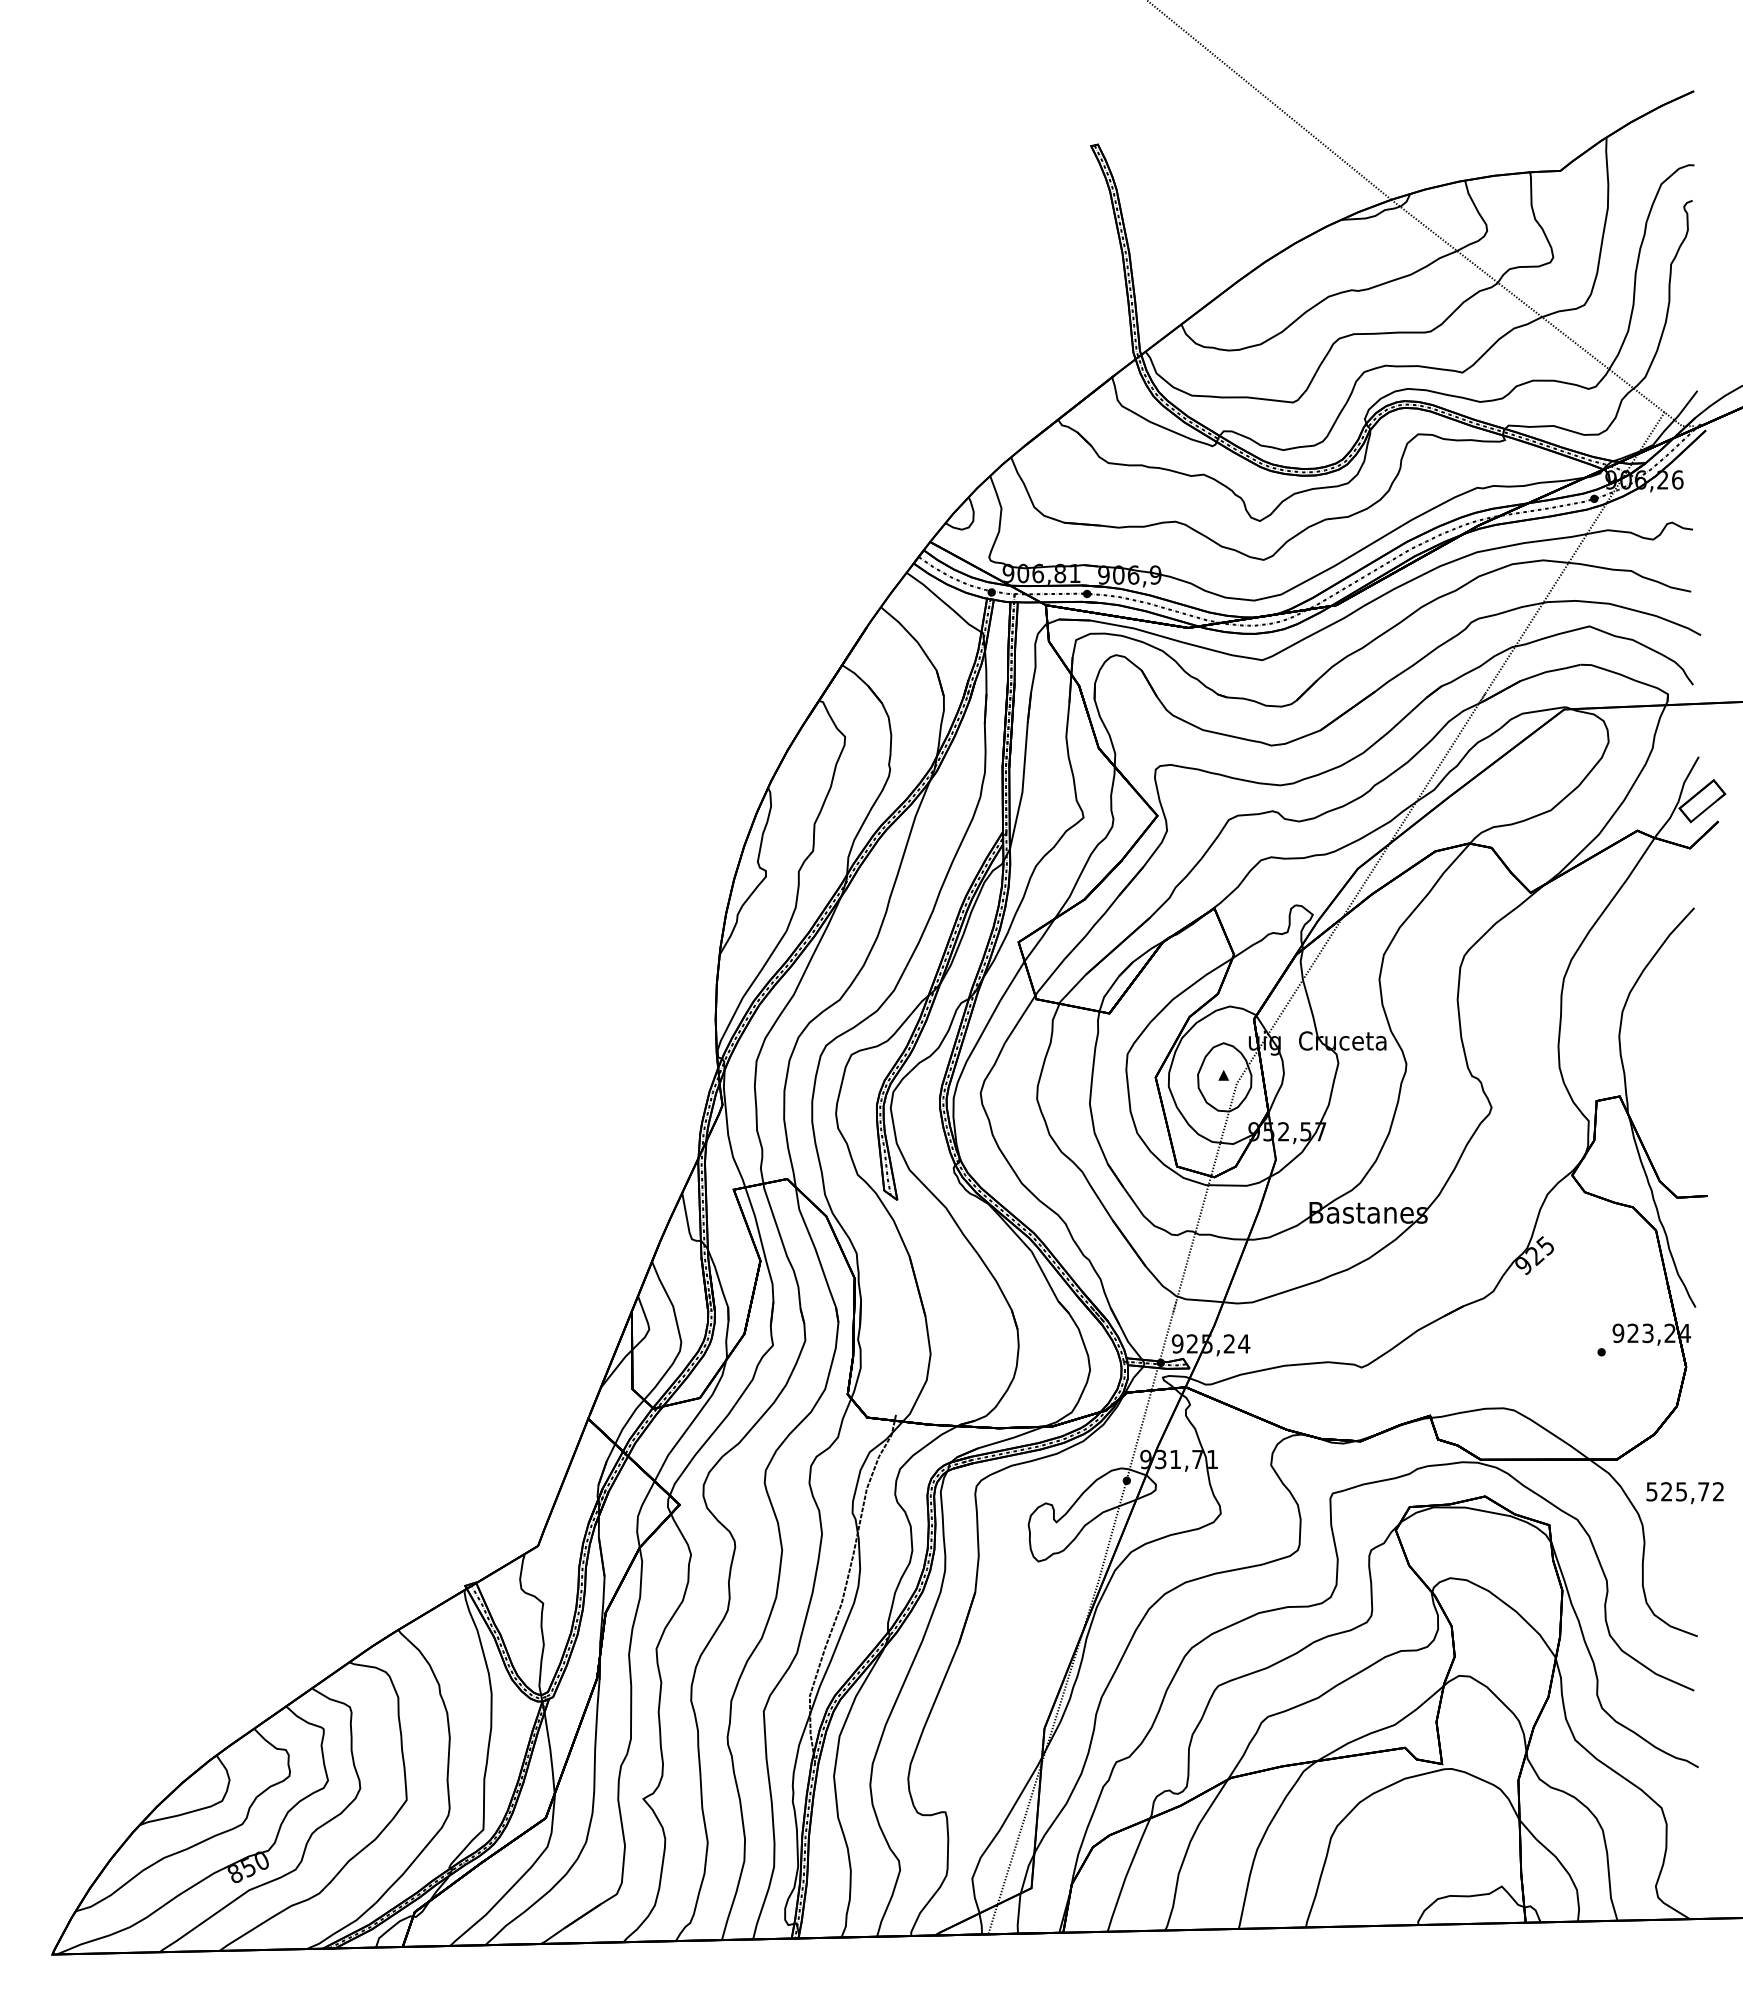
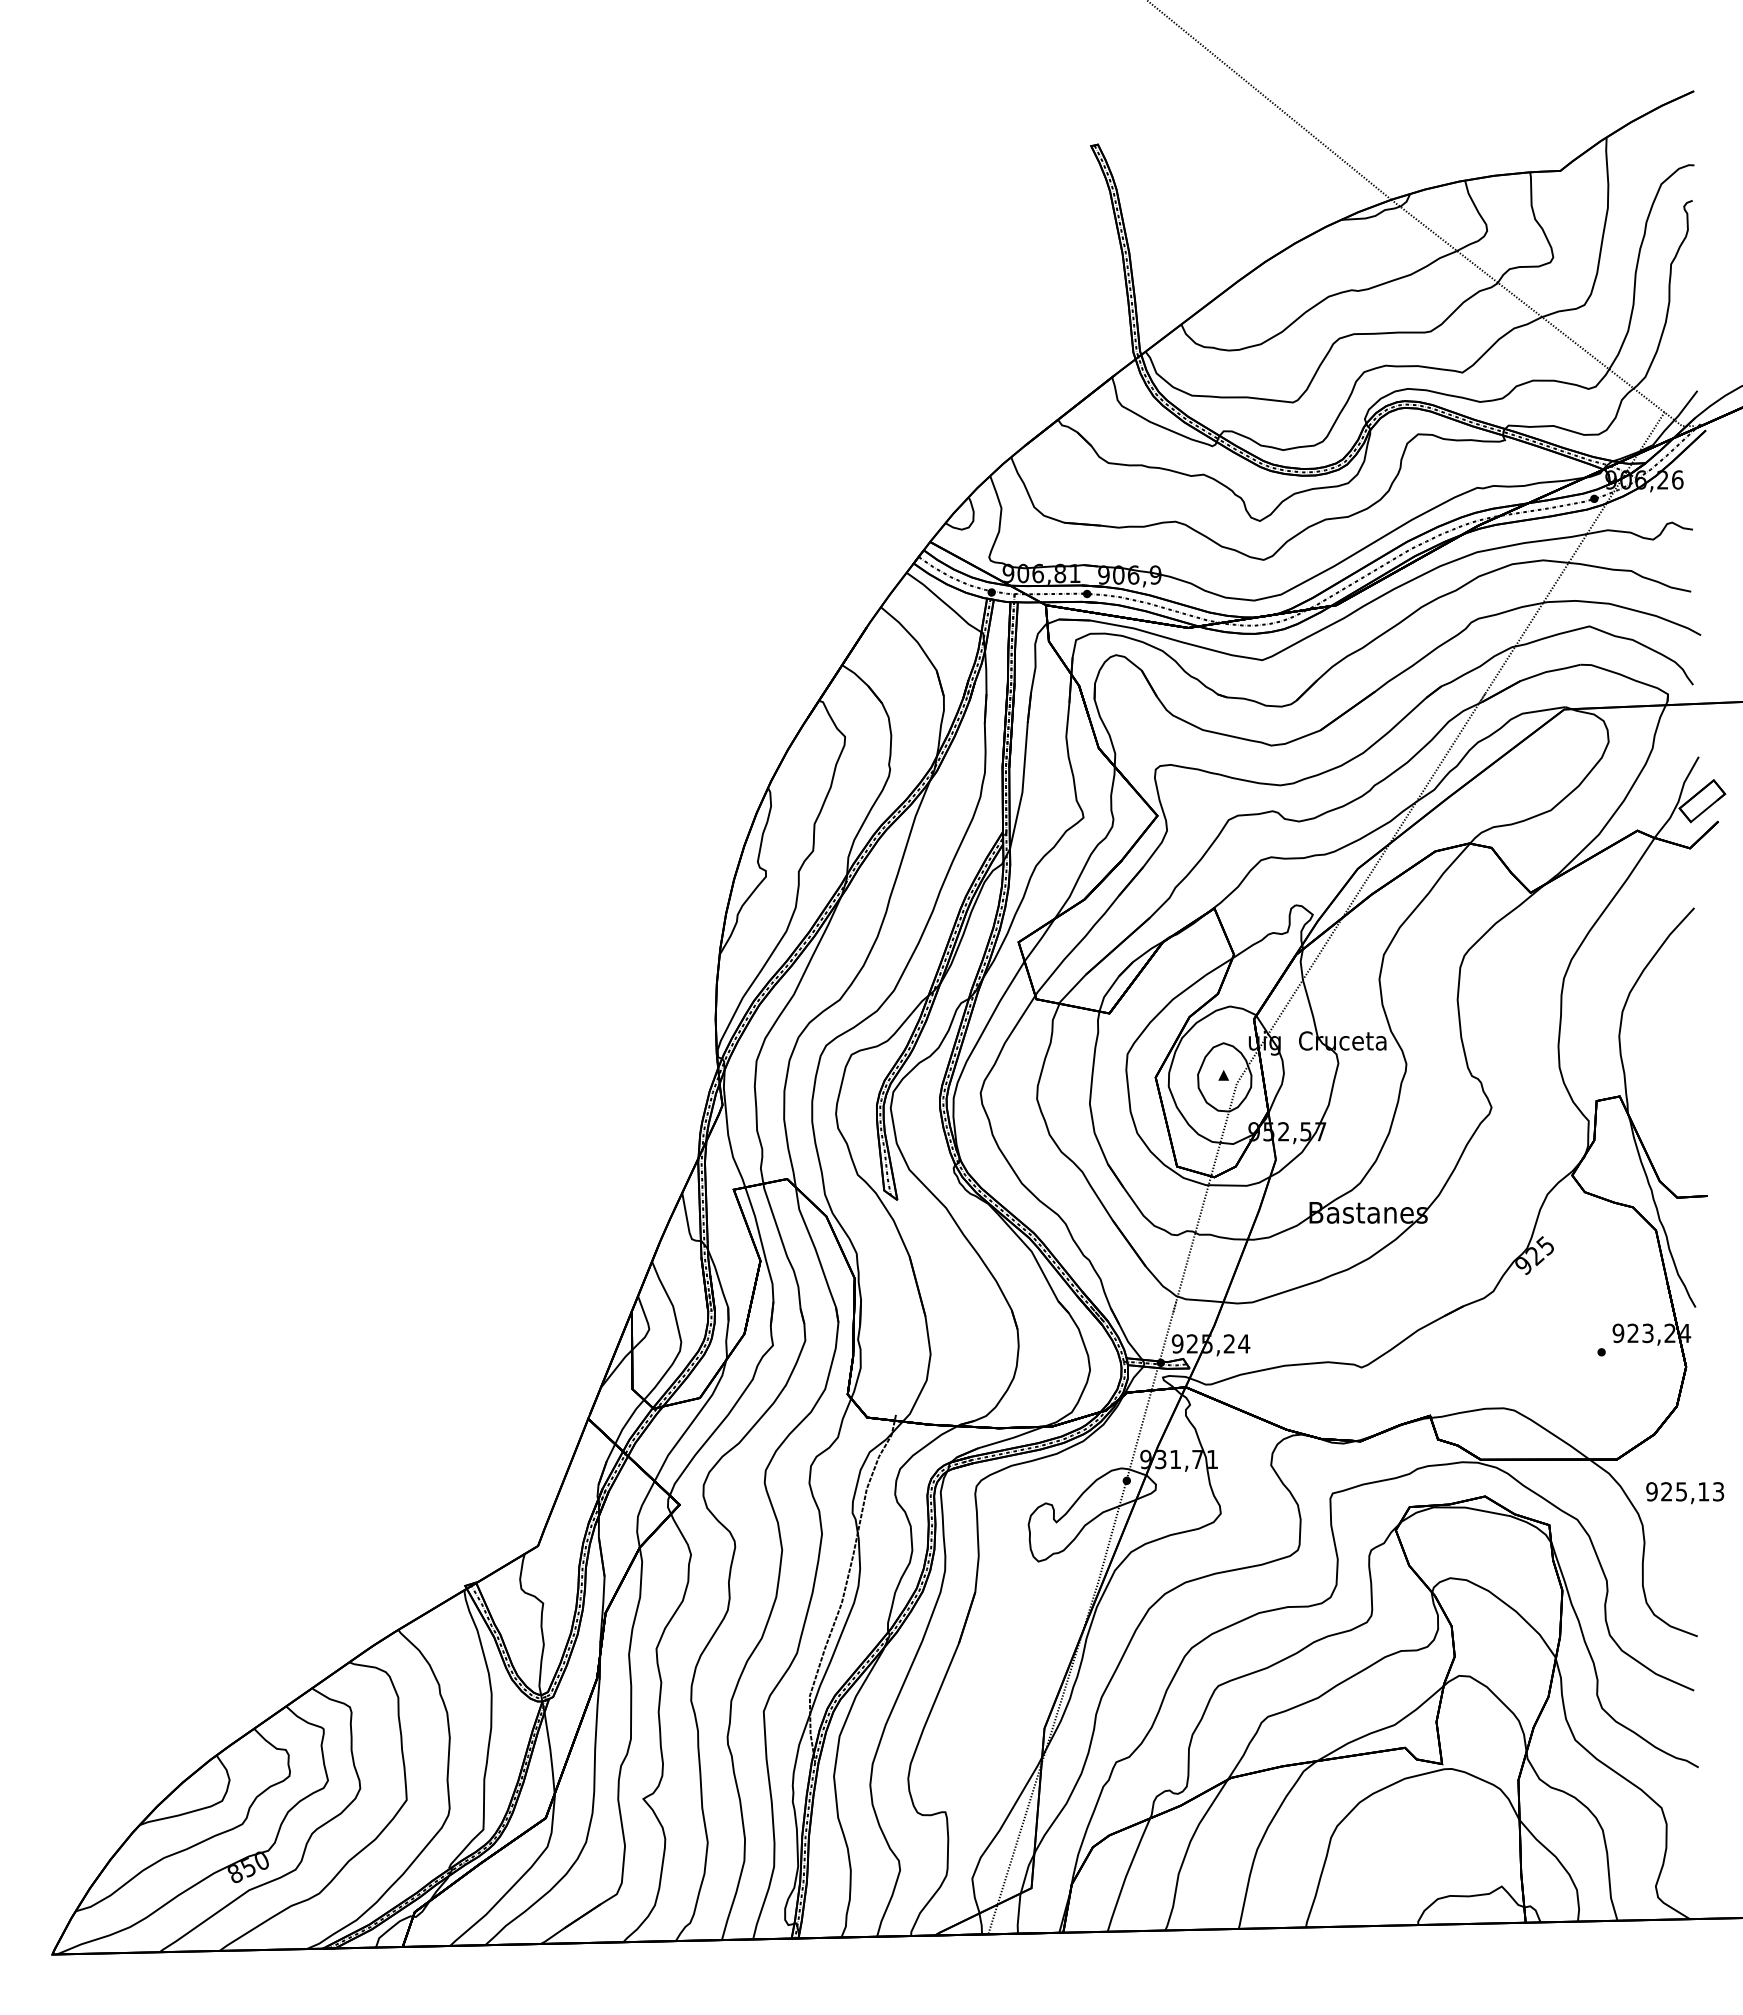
text: 525,72 -> 925,13 (1685, 1491)
